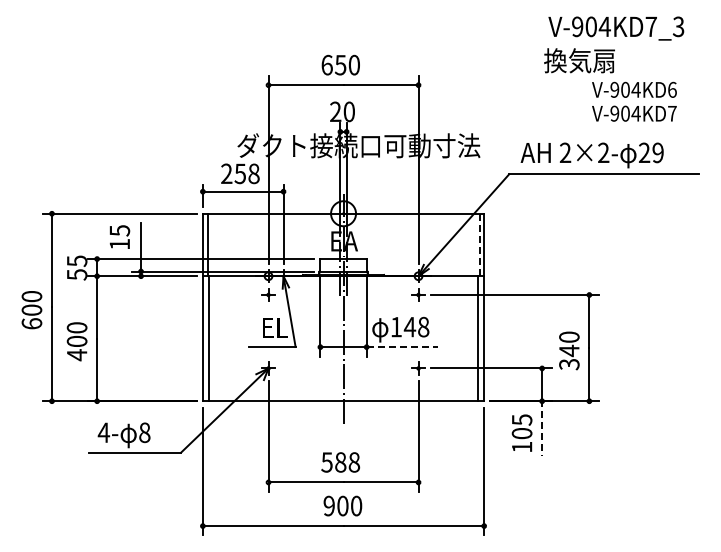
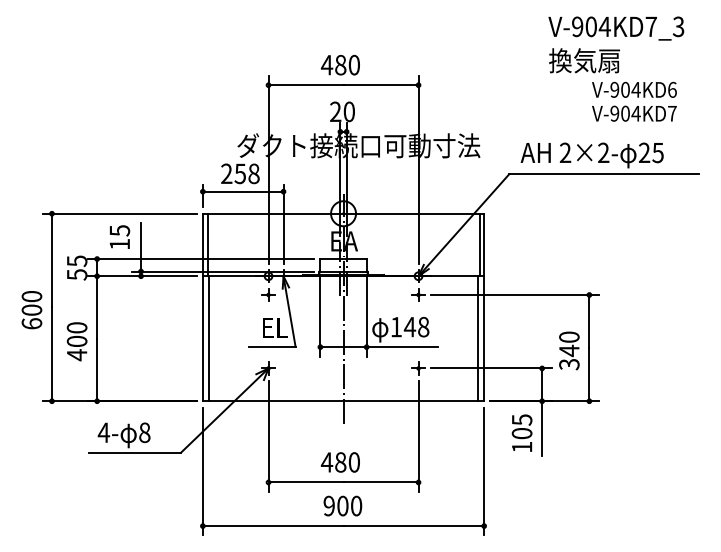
text position: (579, 60) -> (584, 60) (584, 60)
text: 650 -> 480 (333, 64)
text: 29 -> 25 (657, 152)
line: dashed -> solid (479, 244)
line: dashed -> solid (402, 347)
line: dashed -> solid (542, 427)
text: 588 -> 480 (340, 462)
